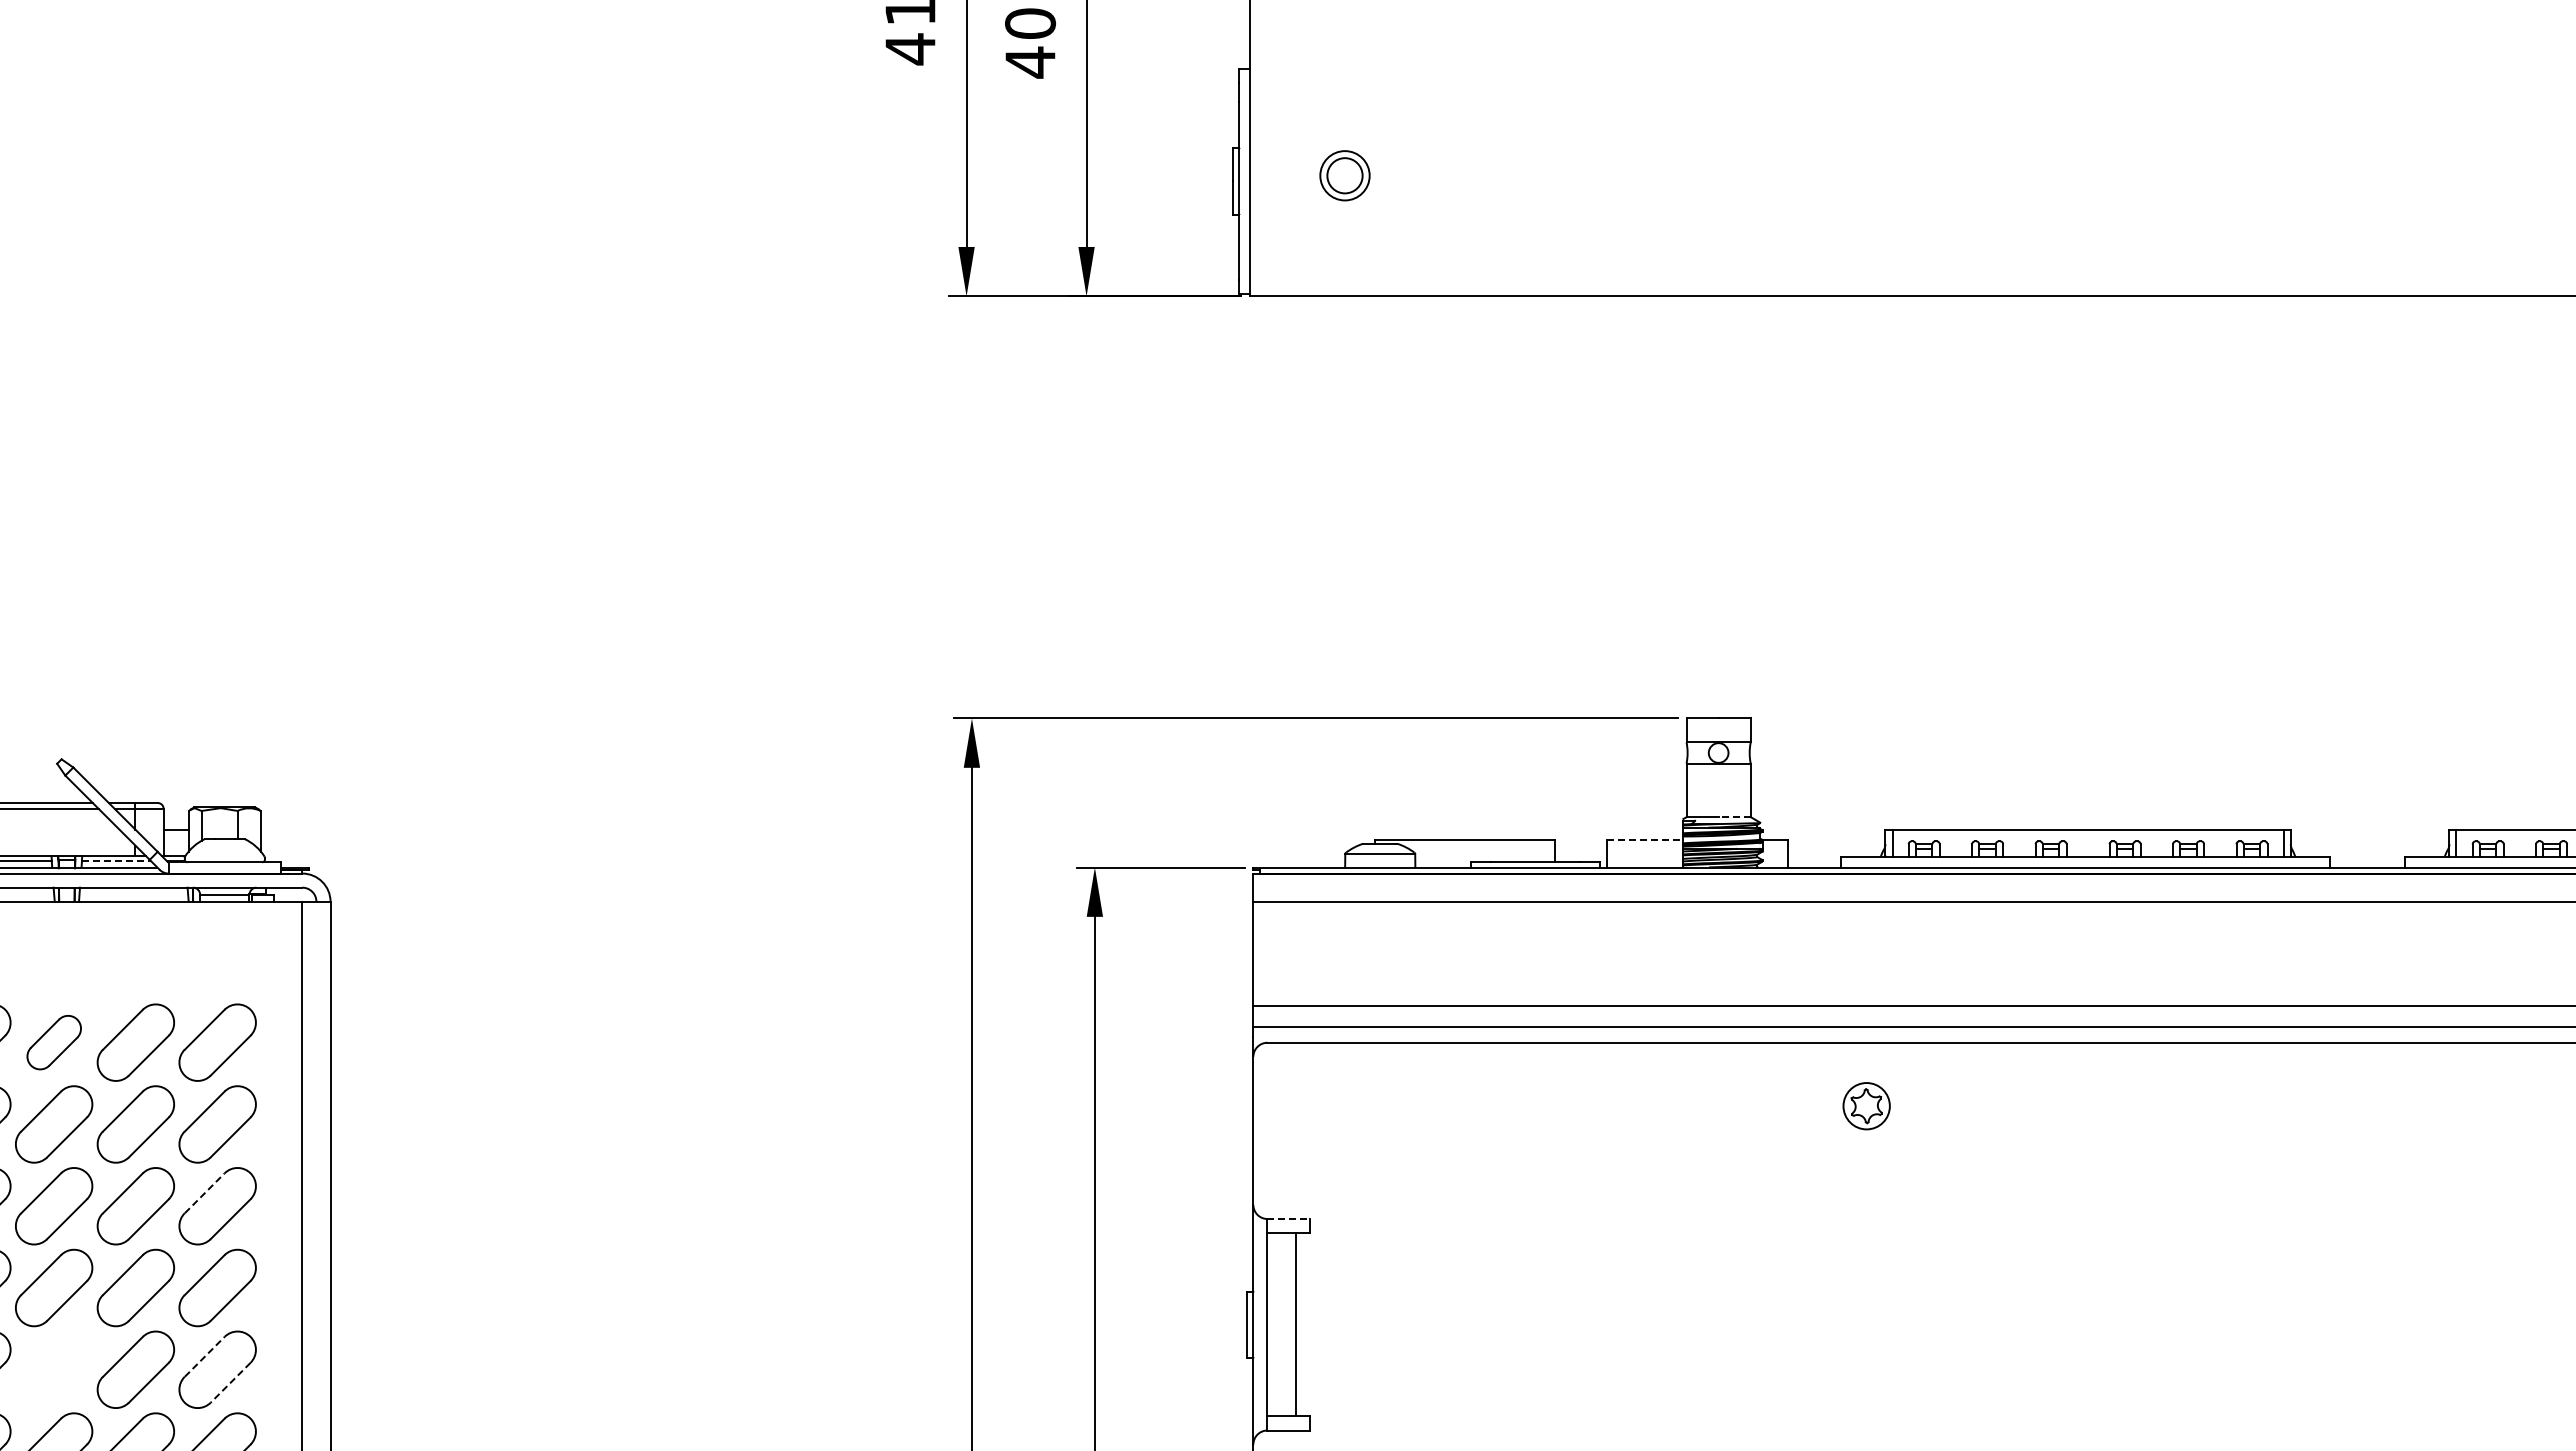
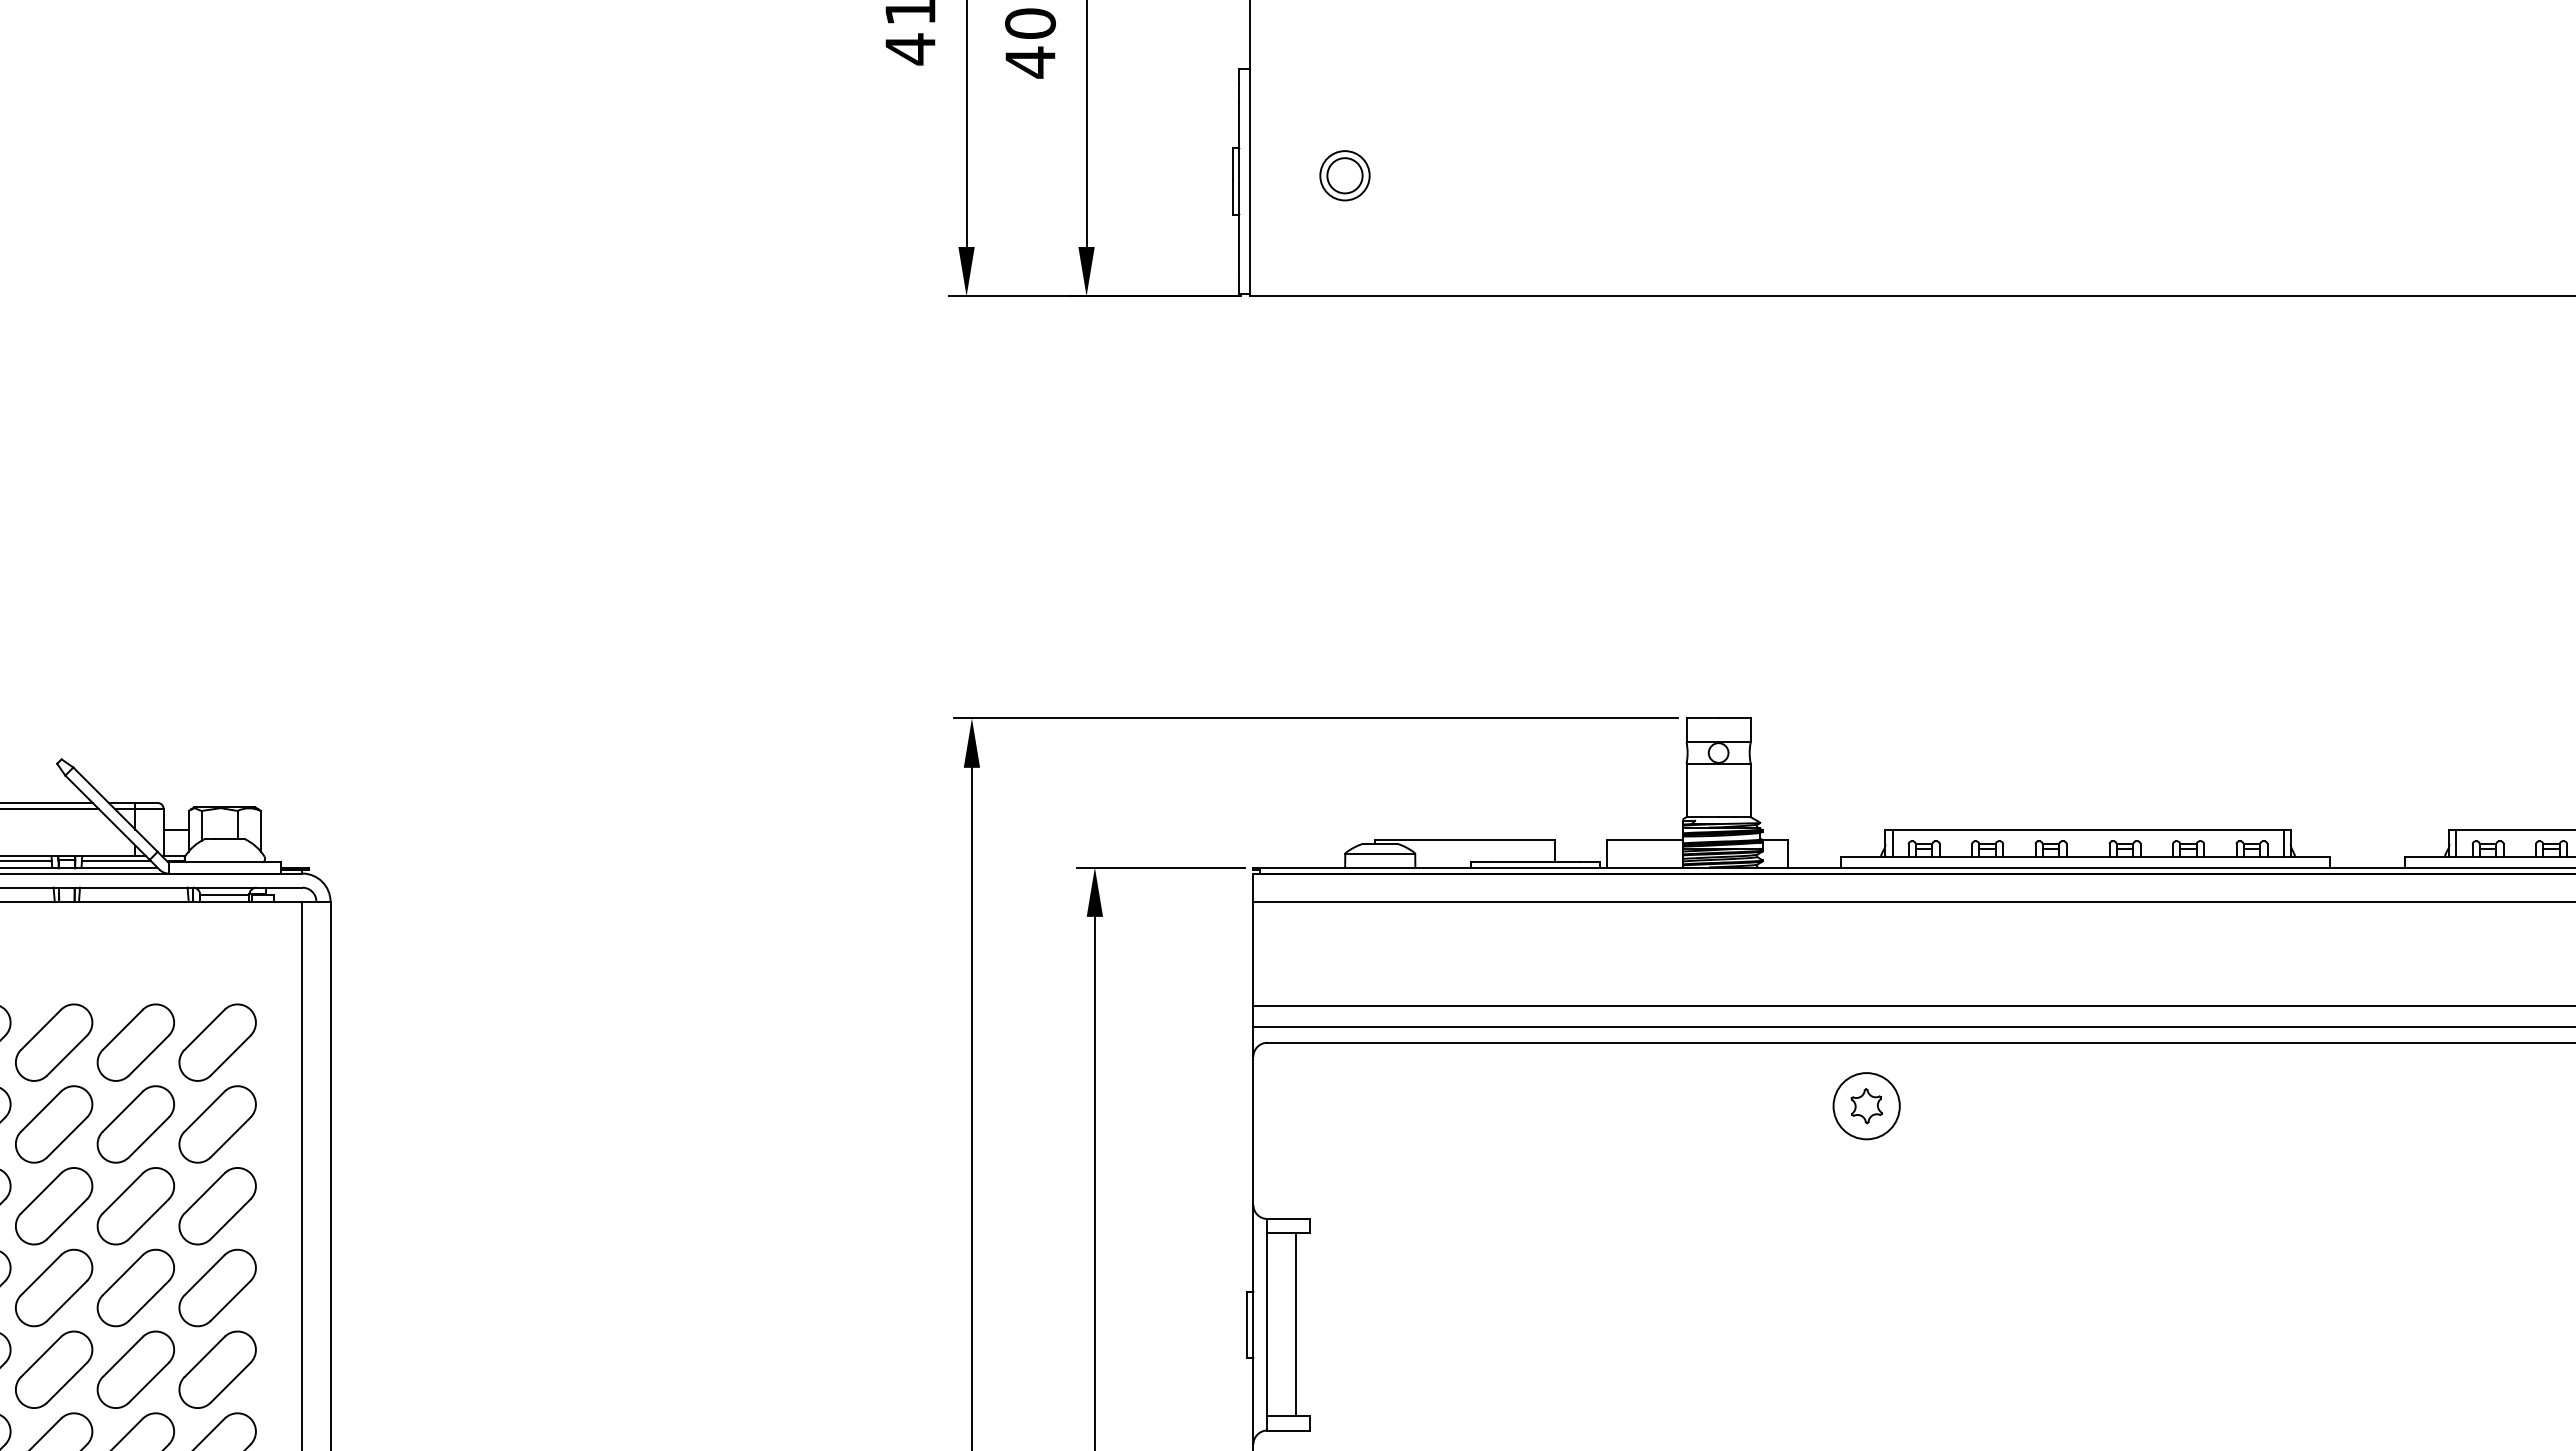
line: dashed -> solid (1734, 817)
line: dashed -> solid (1644, 839)
line: dashed -> solid (116, 861)
part size: 56x56 px -> 79x79 px (54, 1042)
circle diameter: 46 px -> 66 px (1866, 1106)
line: dashed -> solid (205, 1192)
line: dashed -> solid (1289, 1219)
line: dashed -> solid (205, 1356)
part: none -> present (54, 1369)
line: dashed -> solid (230, 1383)
